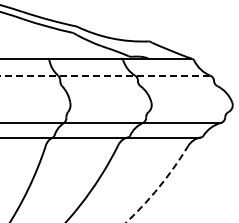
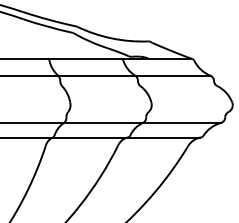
line: dashed -> solid (105, 75)
arc: dashed -> solid (159, 186)
